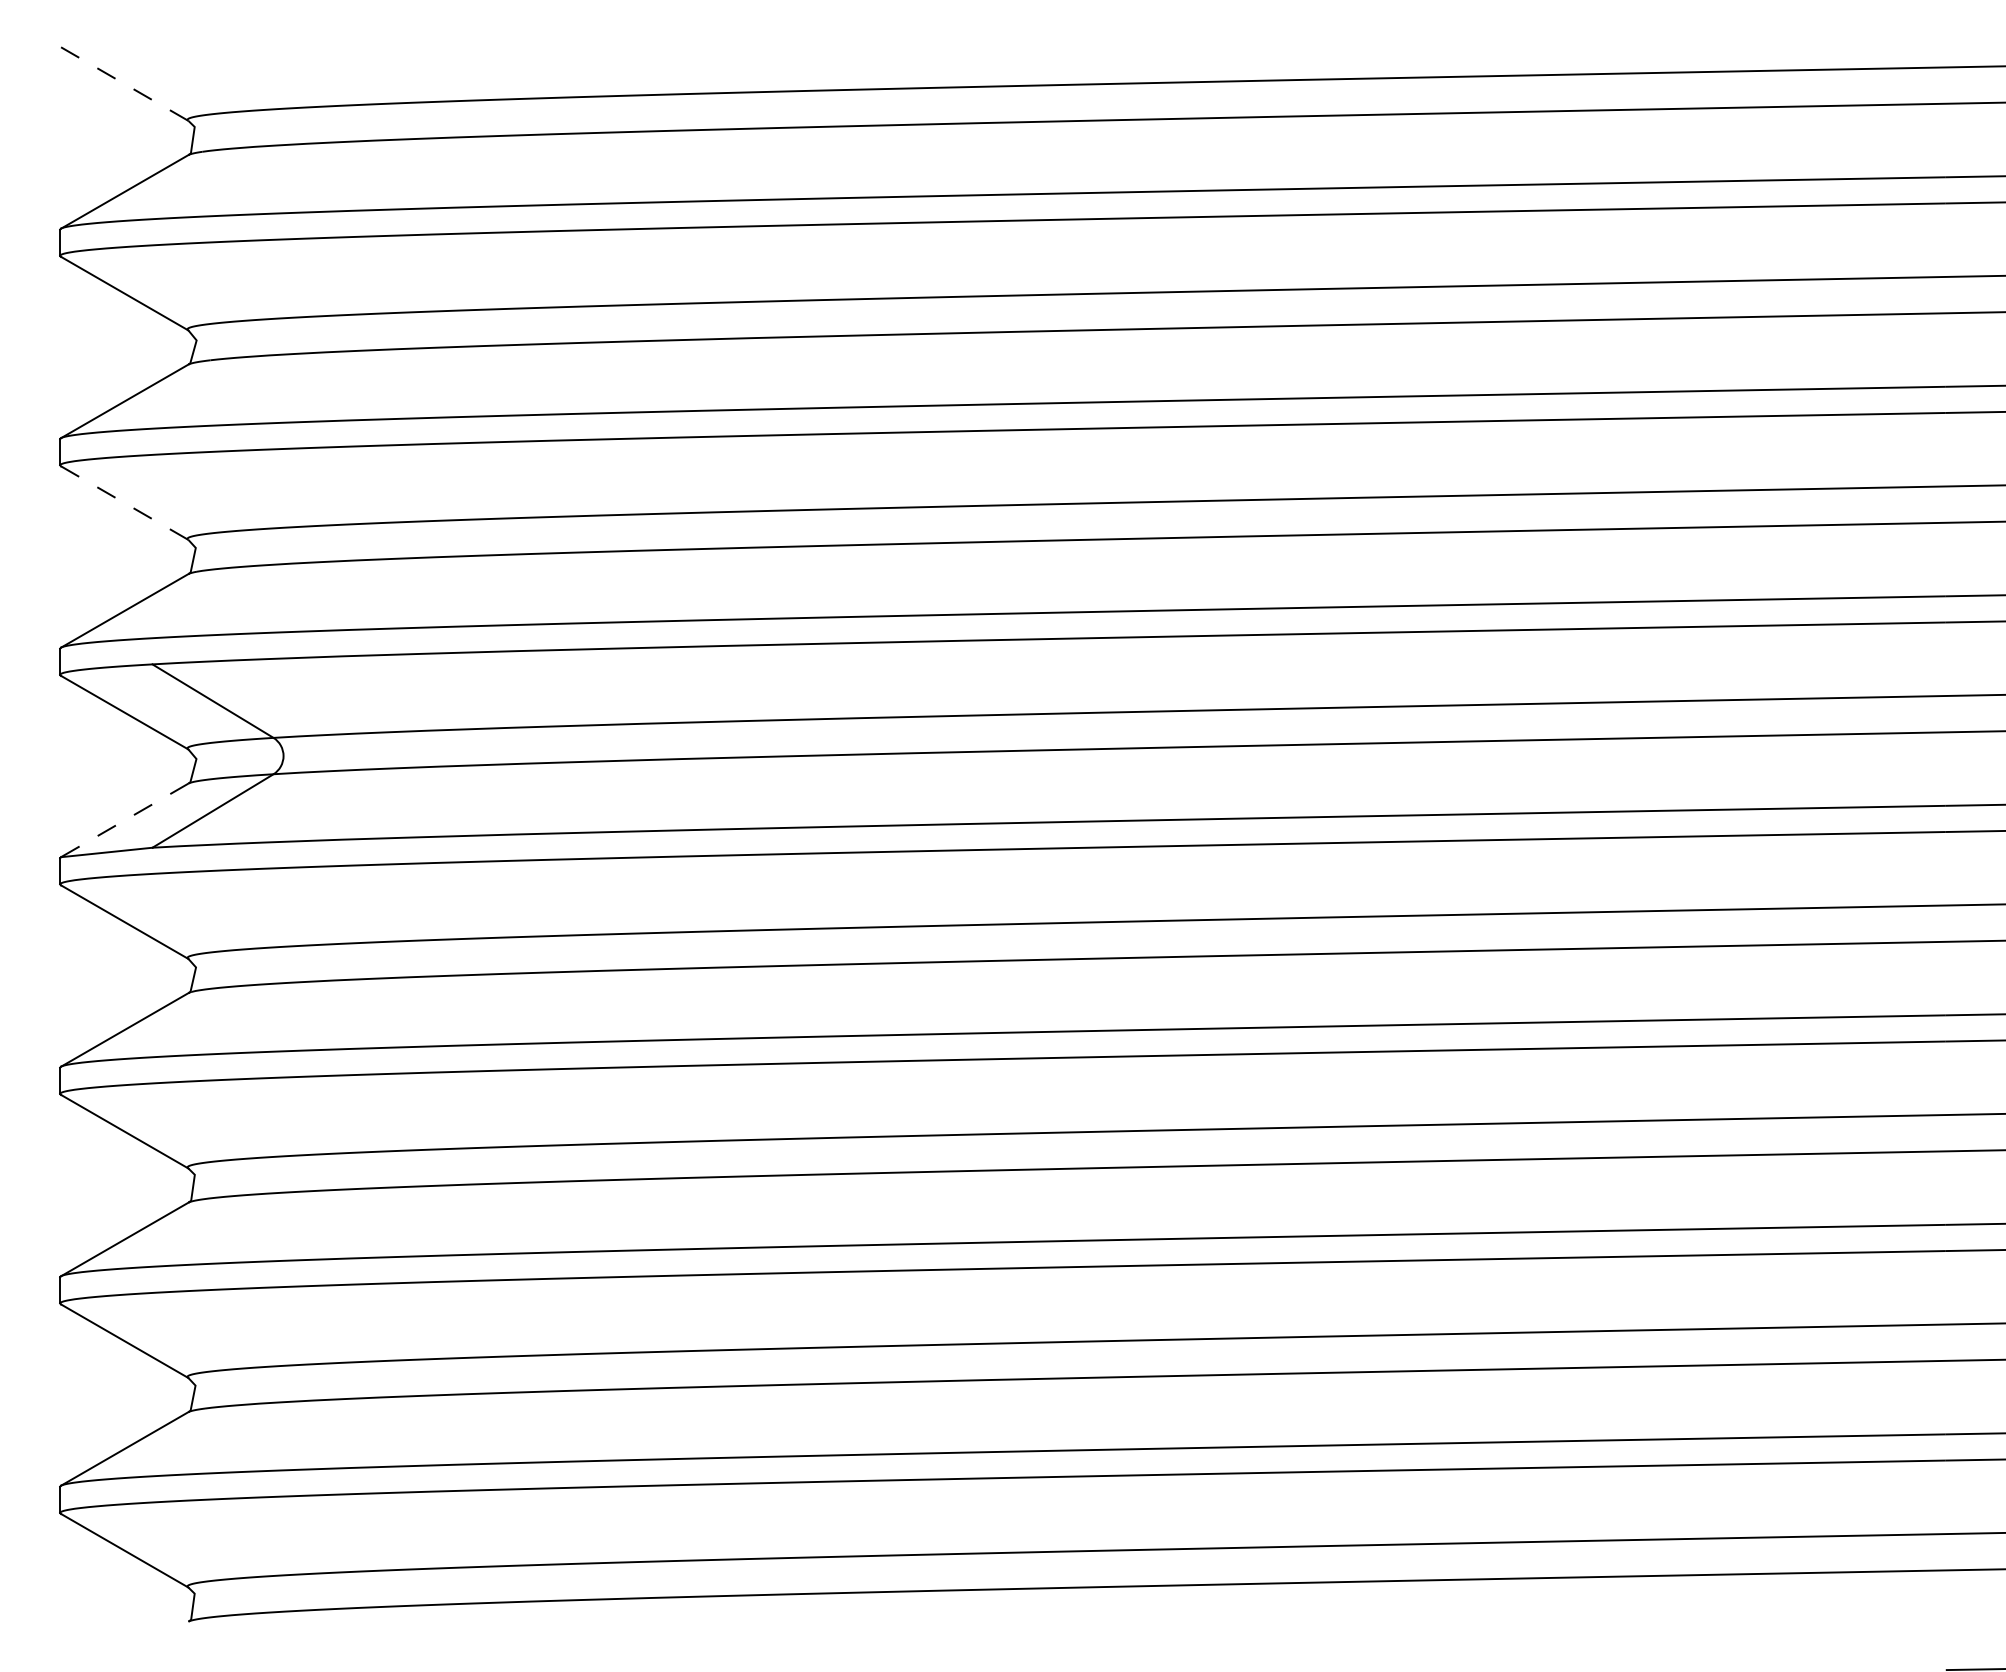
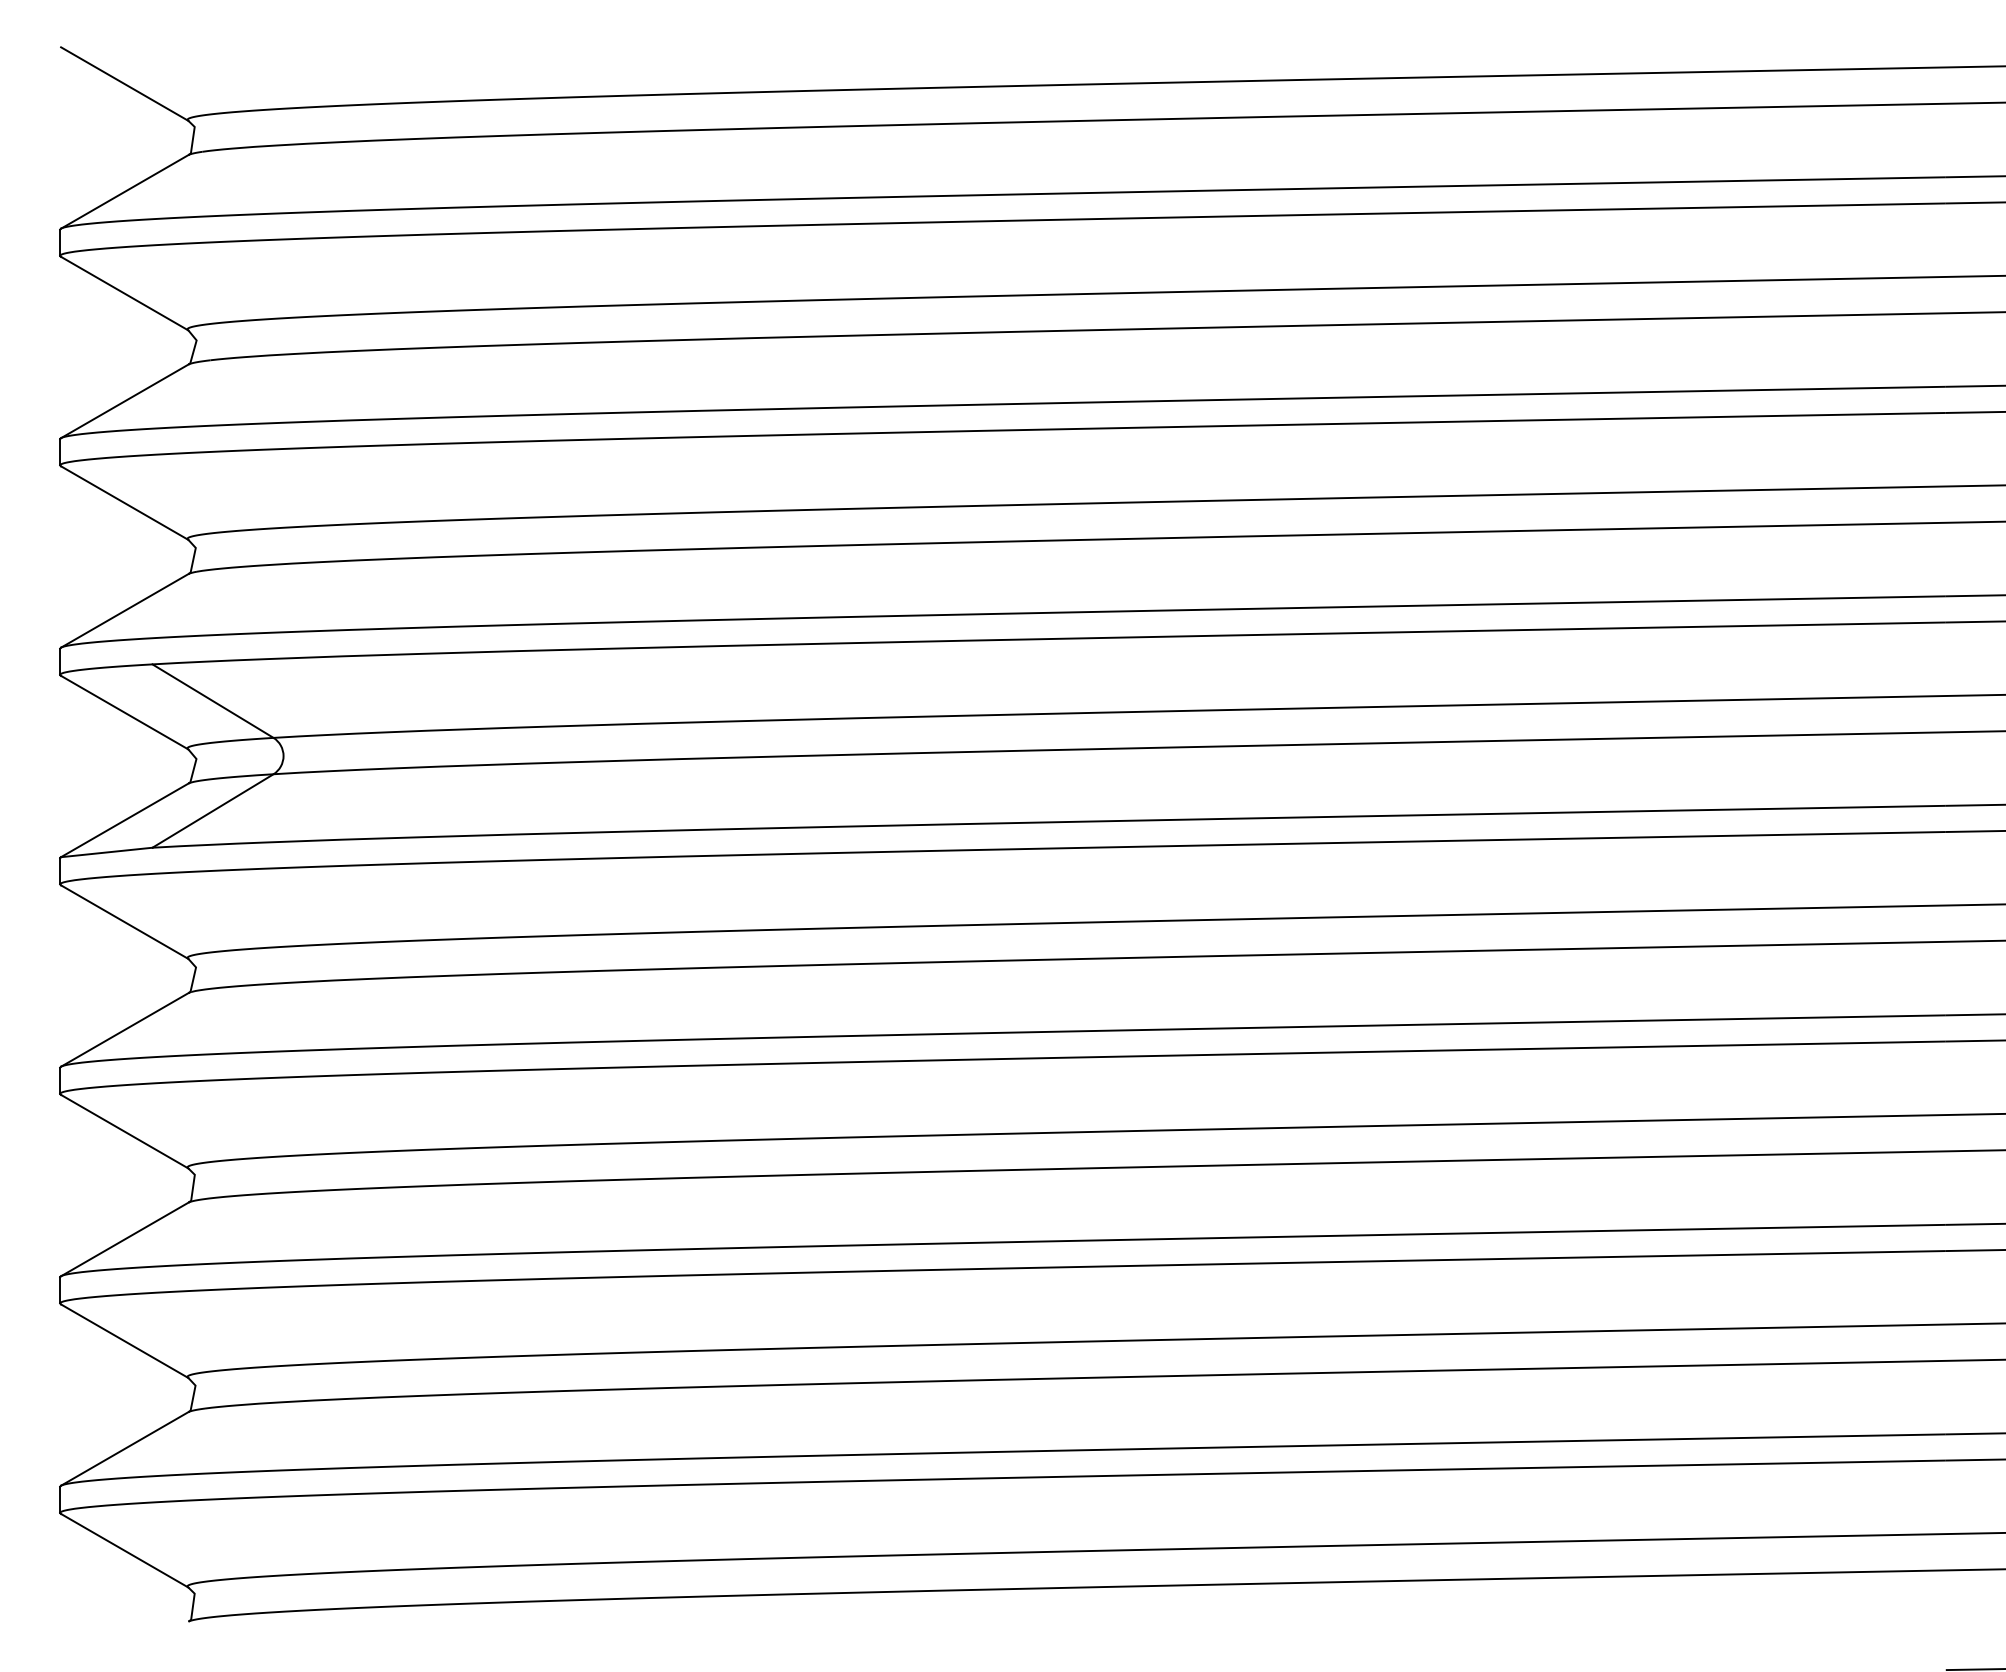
line: dashed -> solid (124, 84)
line: dashed -> solid (124, 503)
line: dashed -> solid (124, 820)
